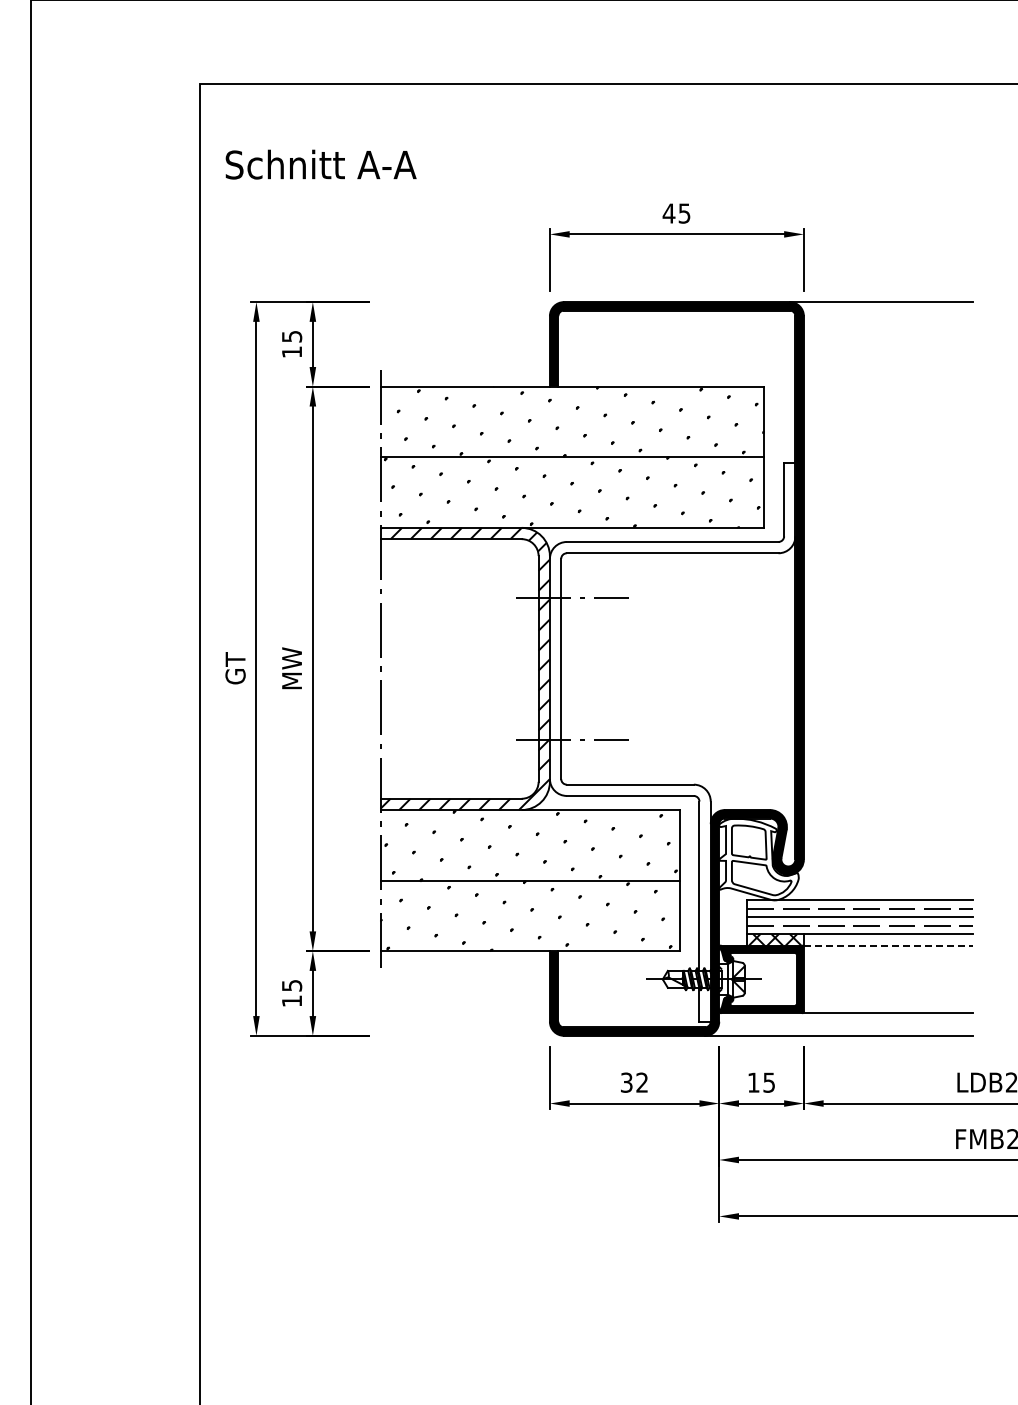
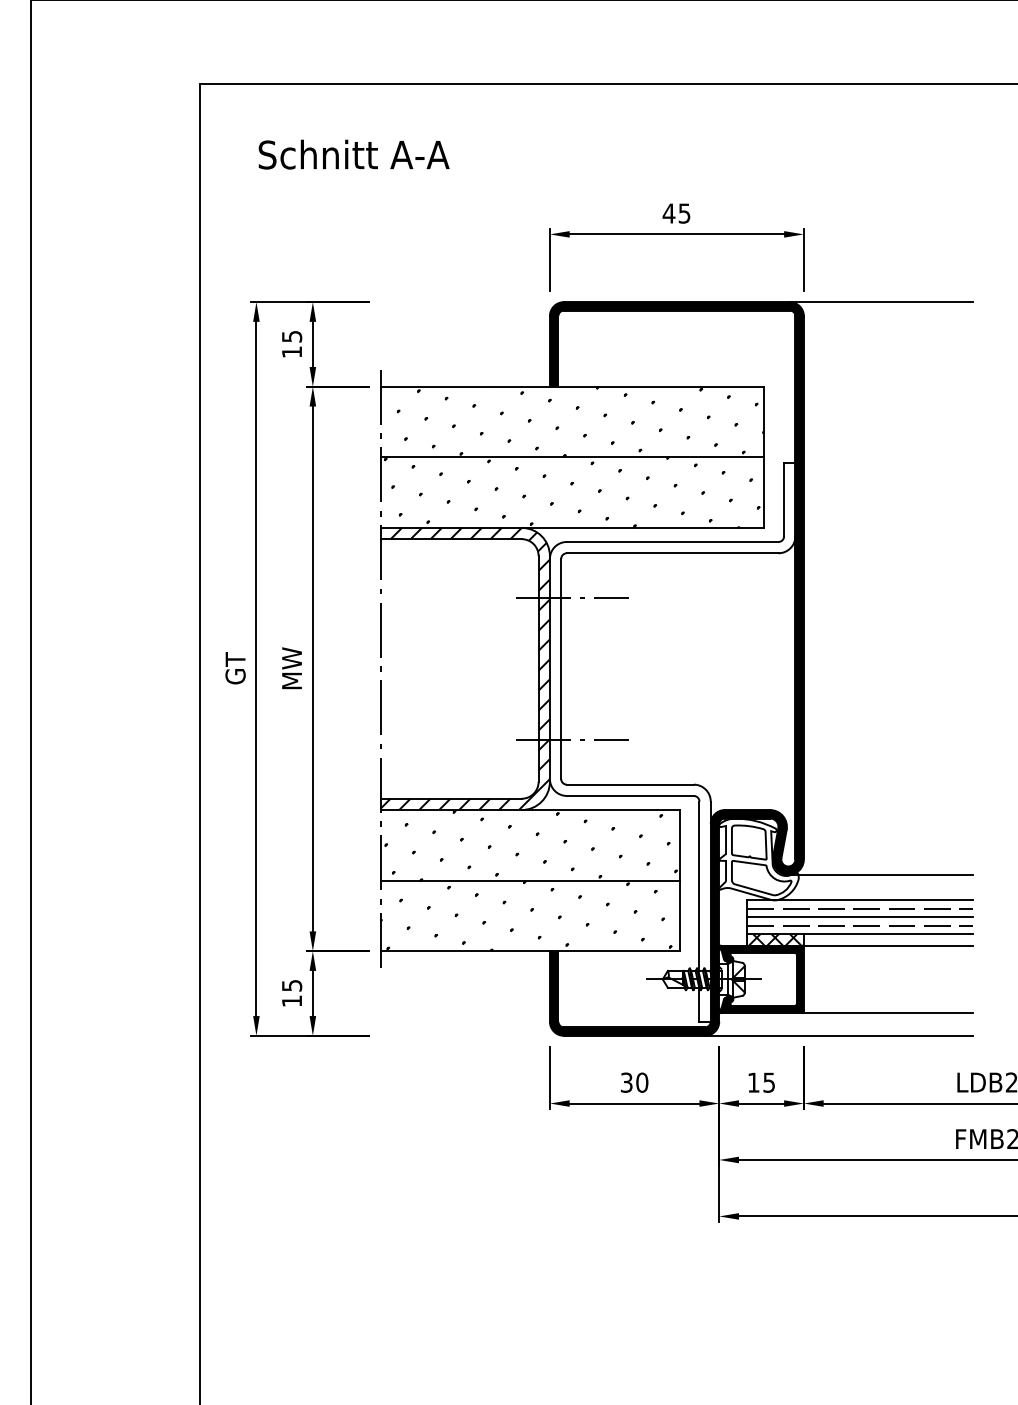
text position: (320, 164) -> (353, 154) (353, 154)
line: none -> present (880, 874)
line: dashed -> solid (888, 945)
text: 32 -> 30 (642, 1082)
